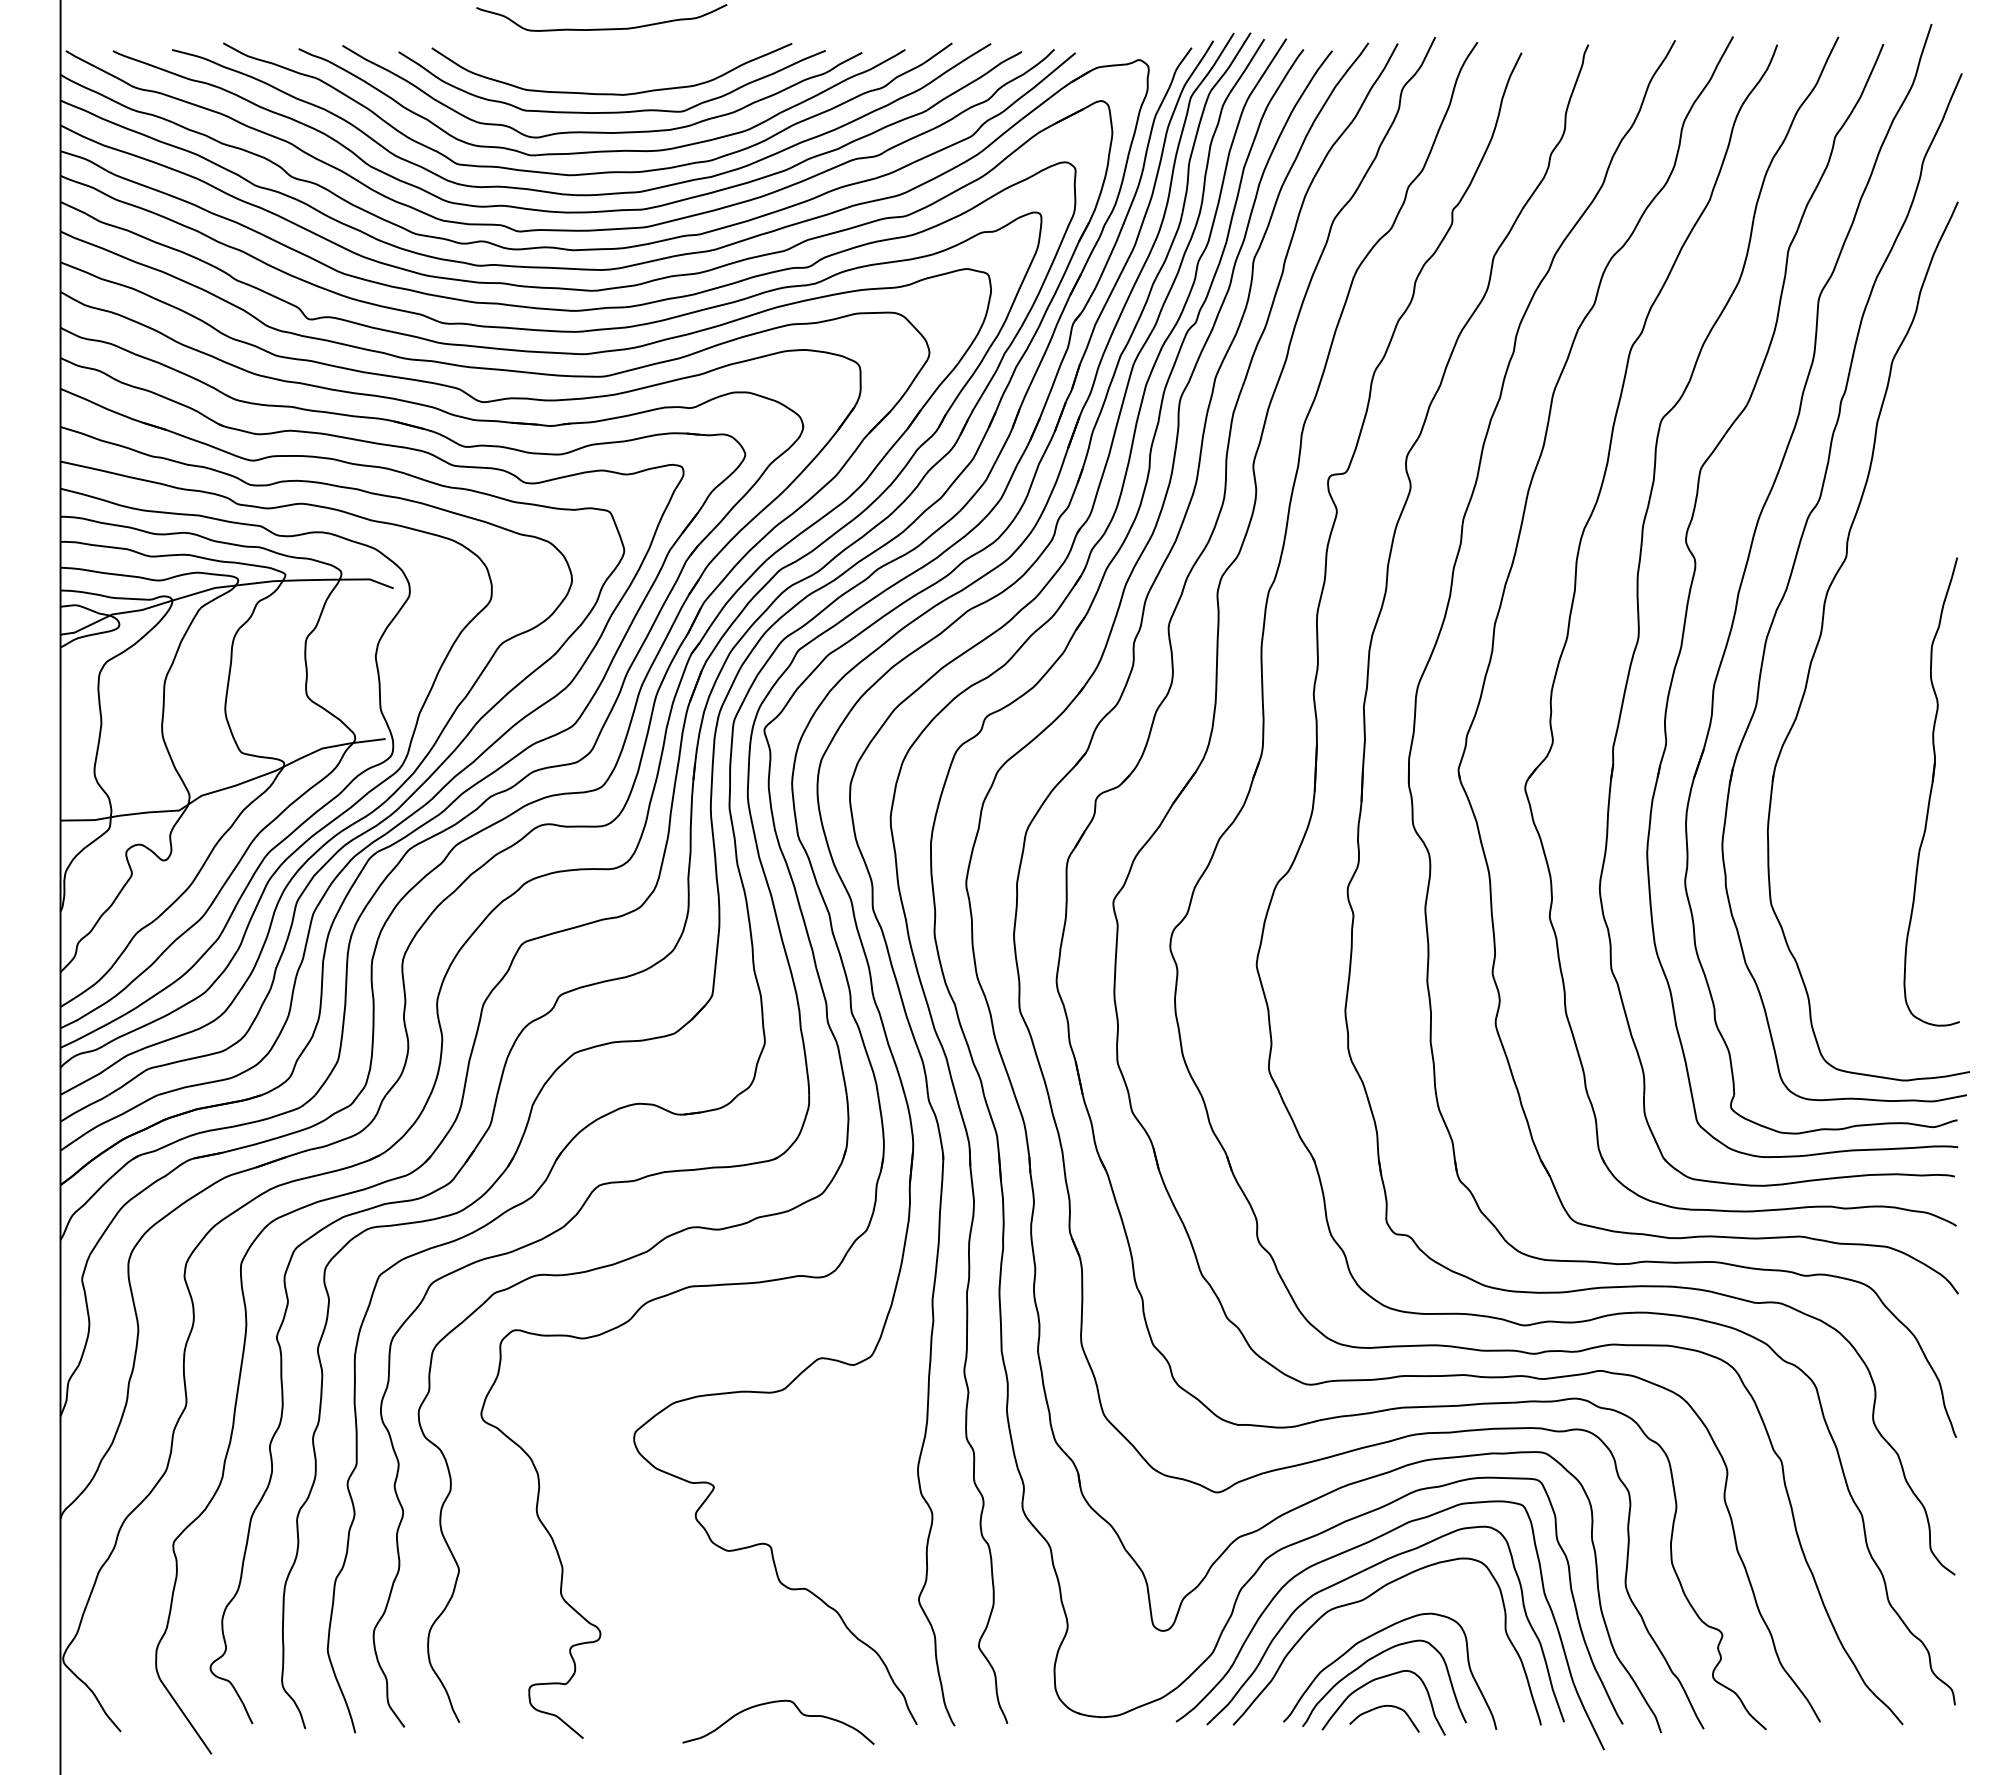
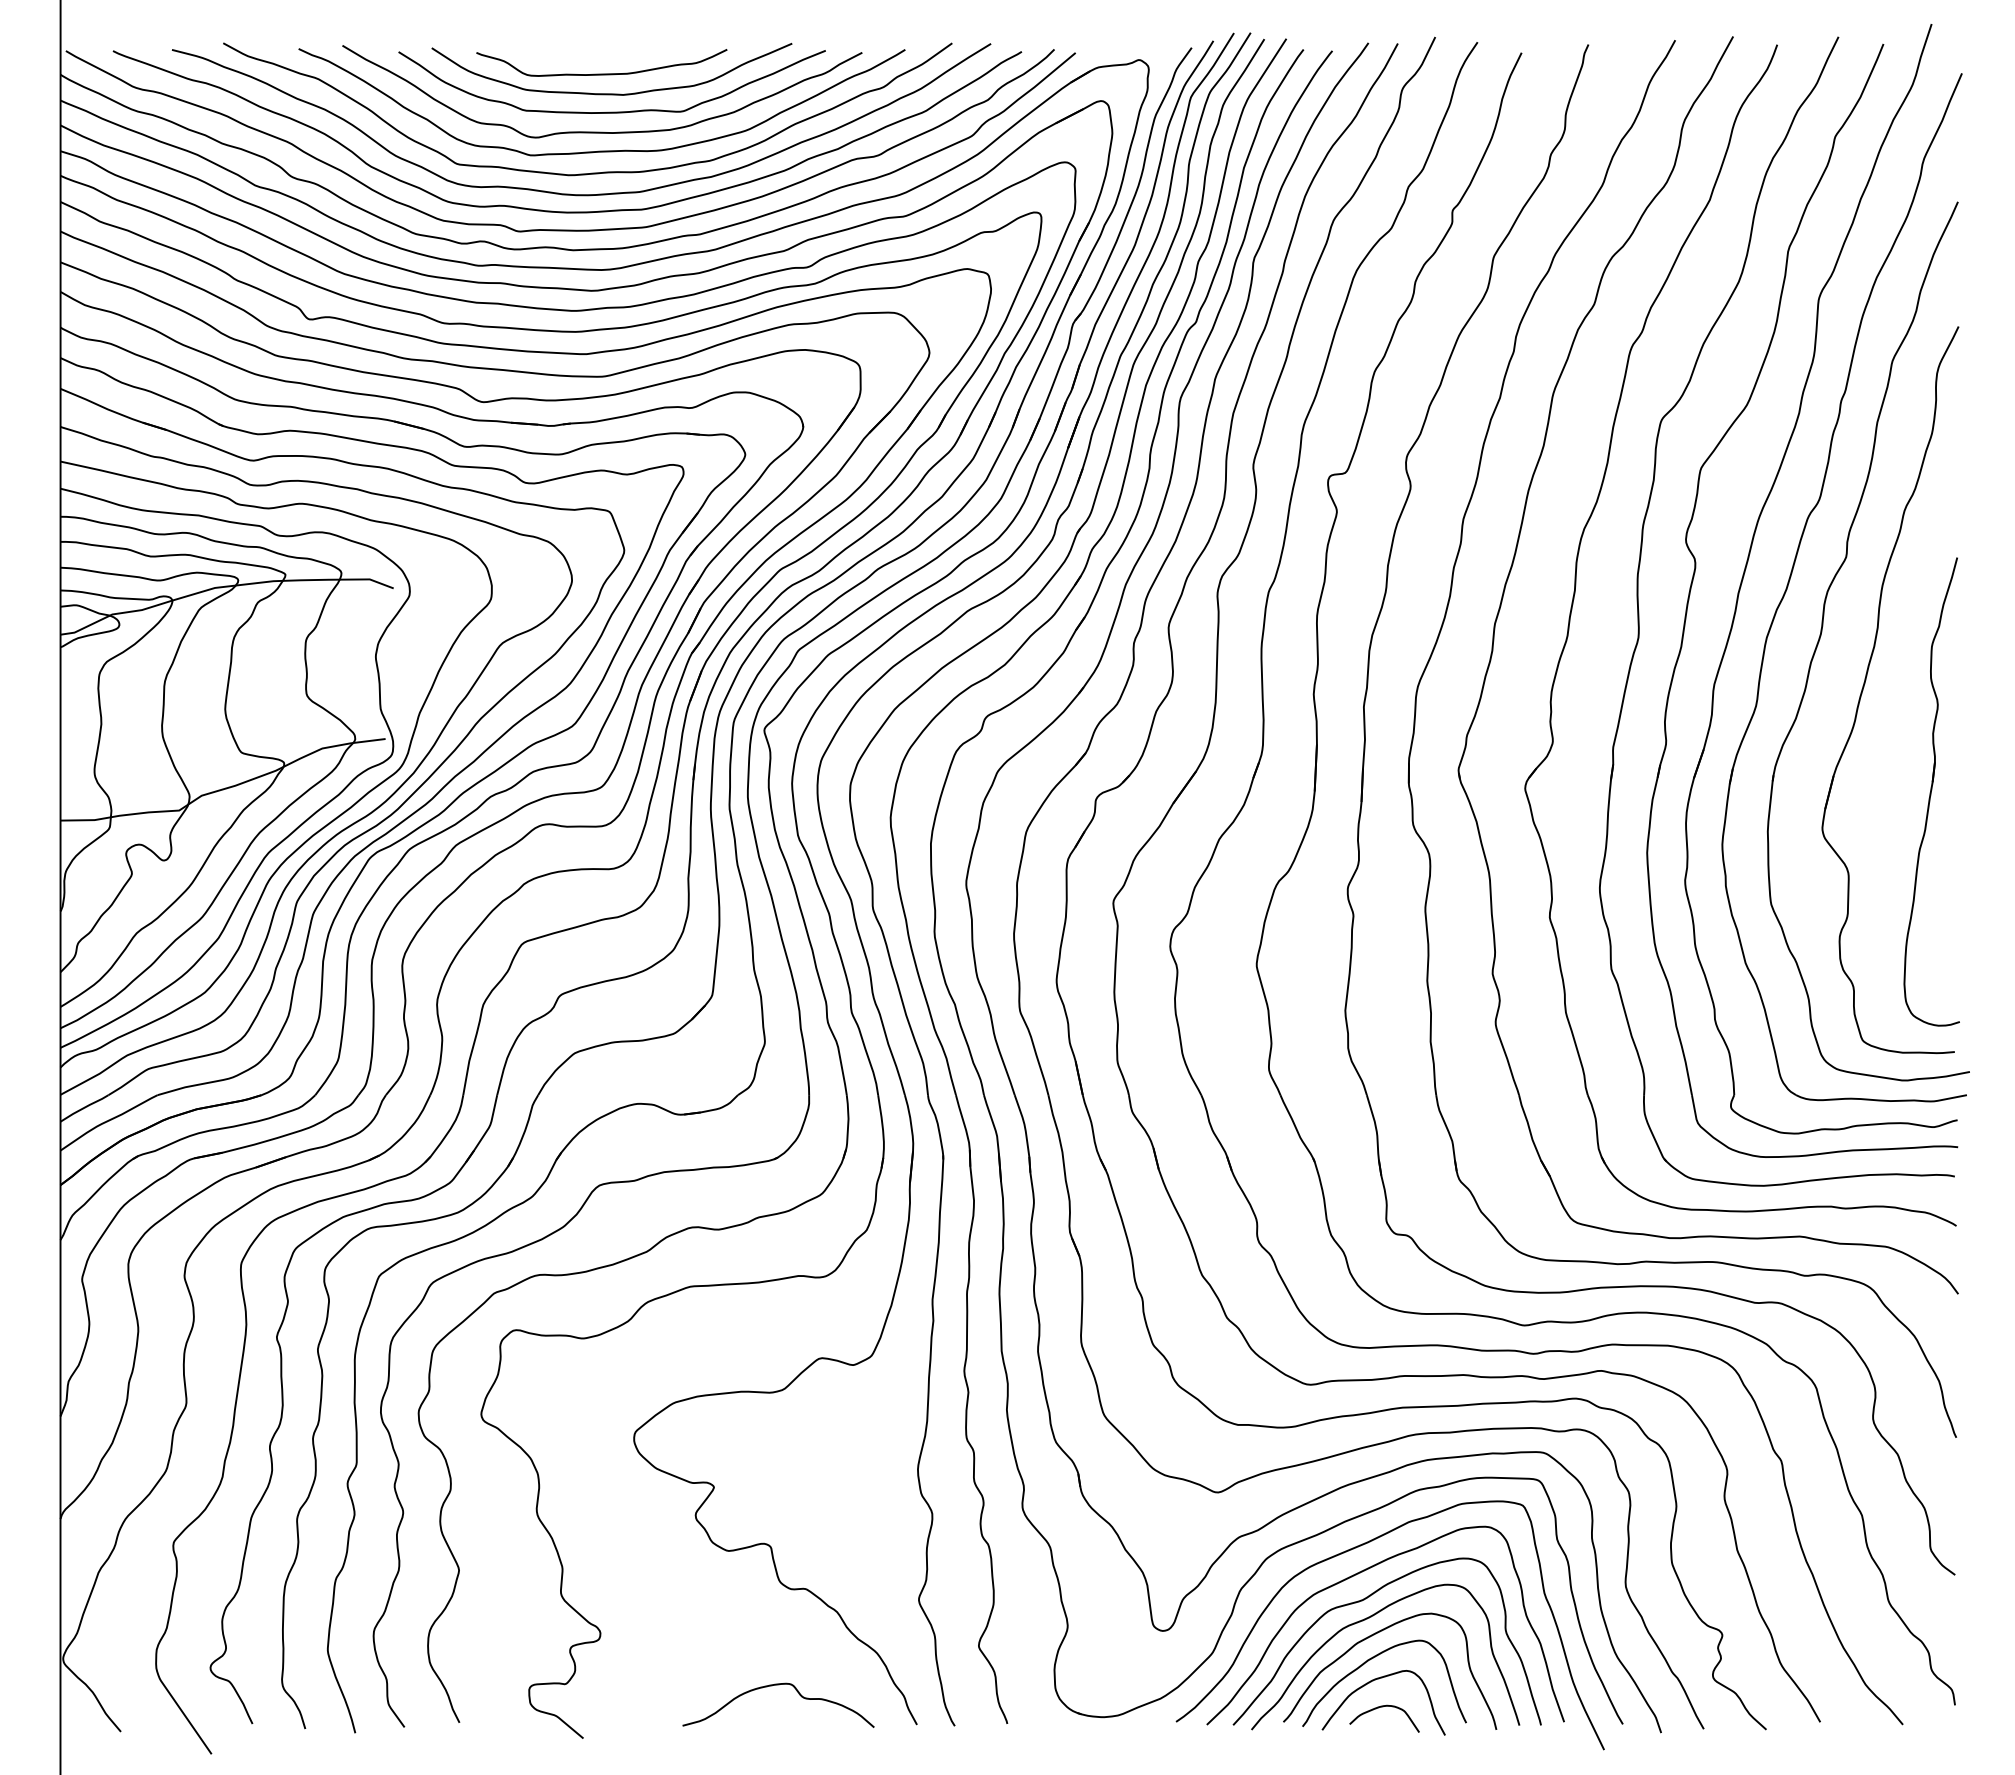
curve position: (601, 28) -> (601, 73) (601, 73)
part: none -> present (1865, 684)
curve: none -> present (1367, 1619)
curve position: (772, 1703) -> (772, 1686) (772, 1686)
